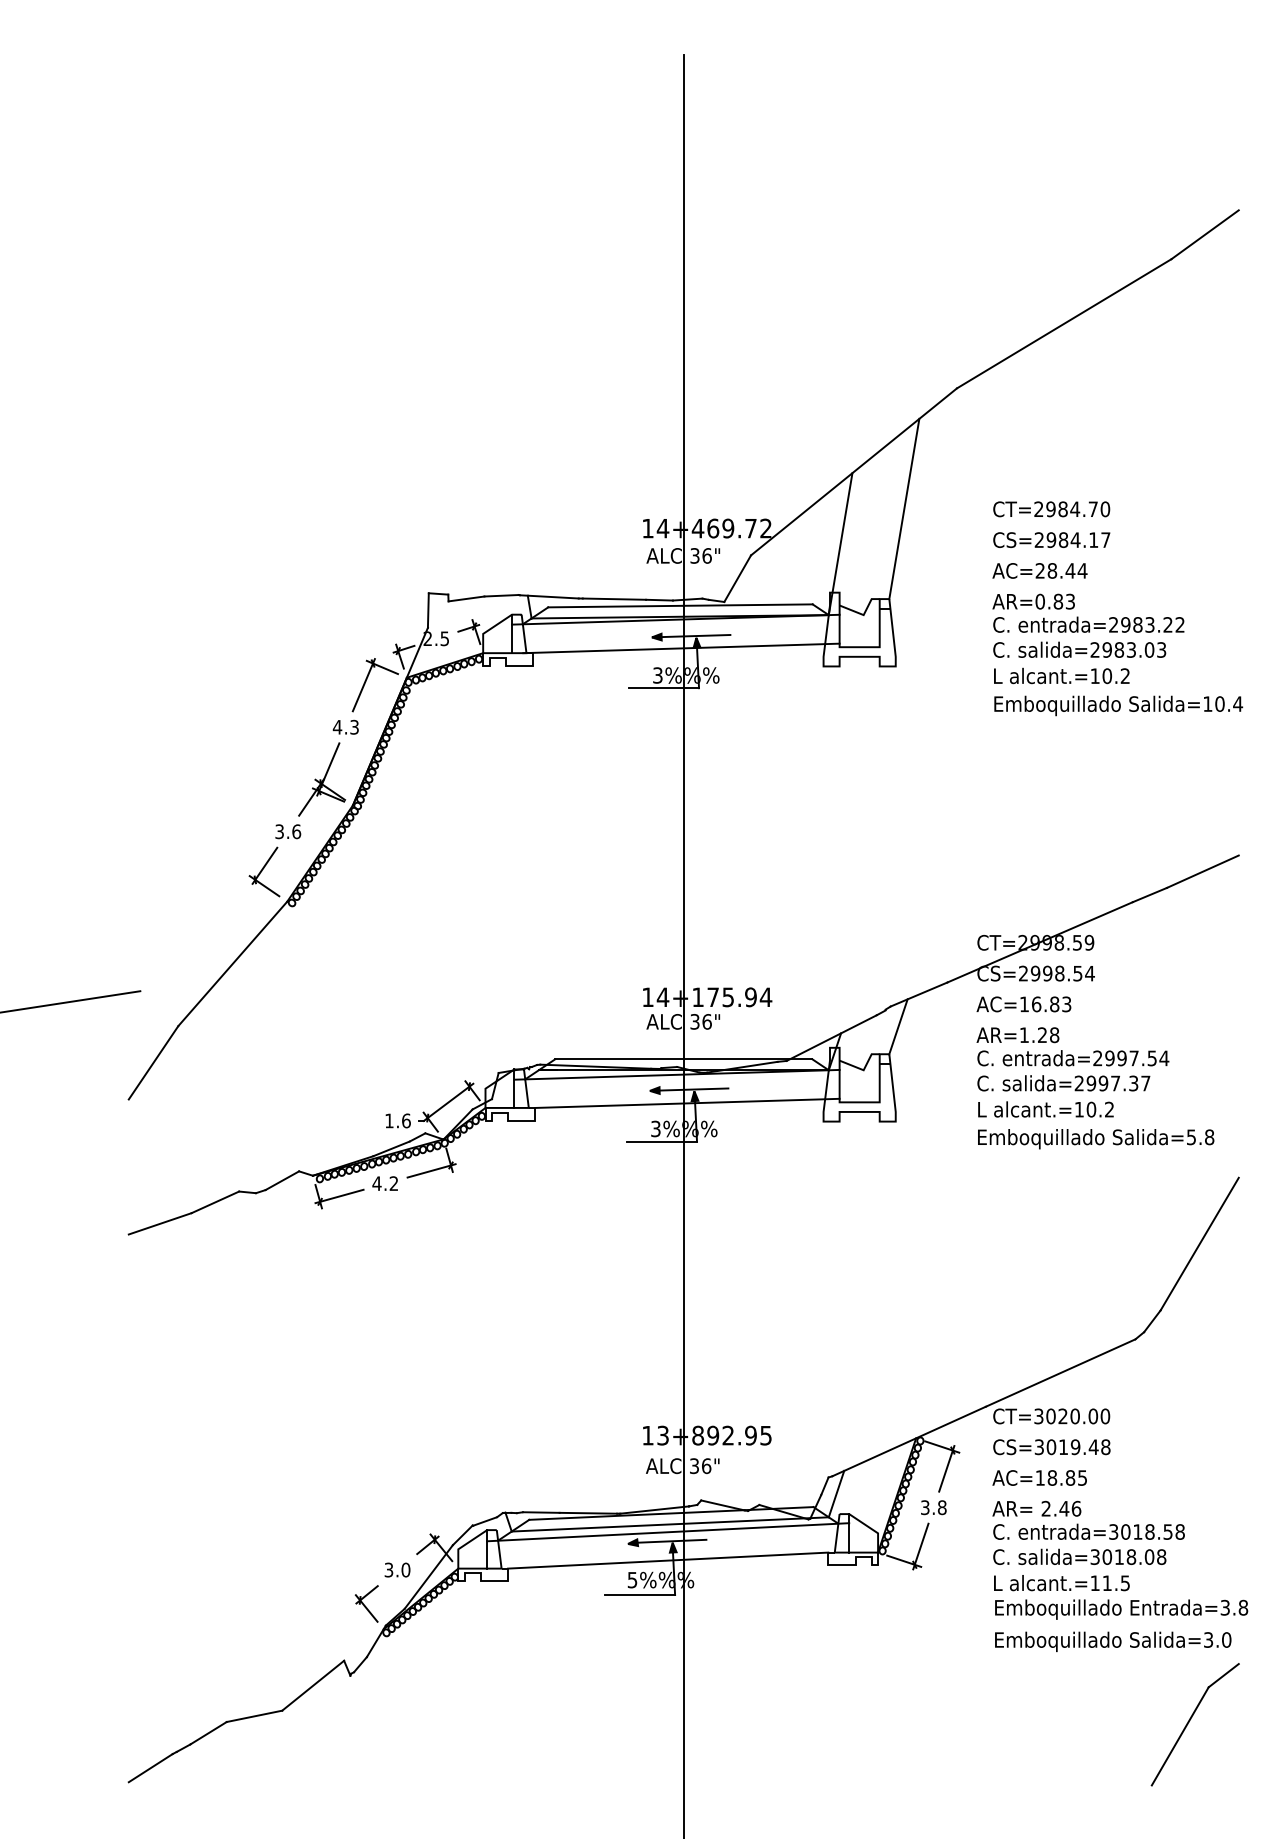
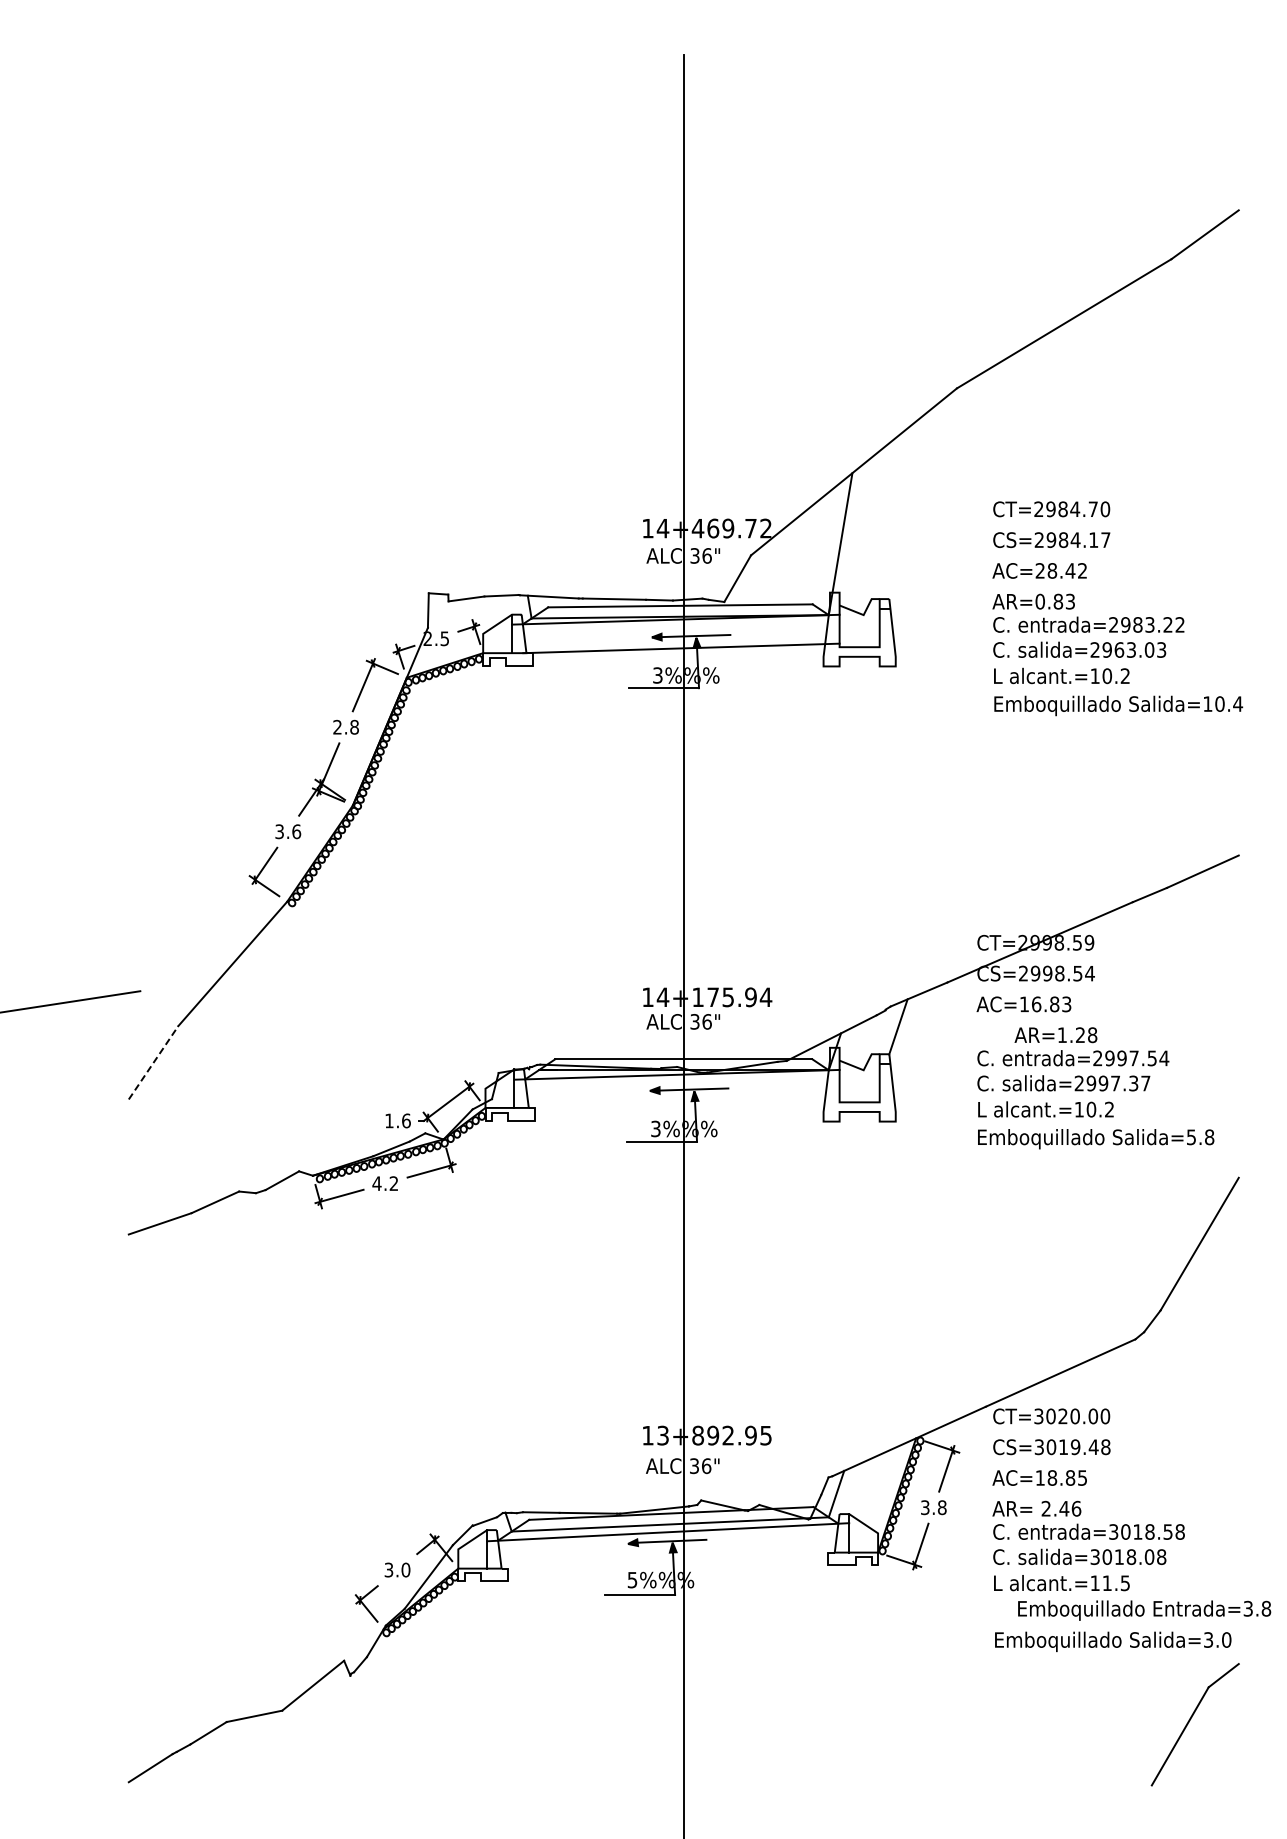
line: present -> none (904, 508)
text: AC=28.44 -> AC=28.42 (1082, 570)
text: salida=2983.03 -> salida=2963.03 (1119, 649)
text: 4.3 -> 2.8 (345, 726)
text position: (1017, 1035) -> (1055, 1035) (1055, 1035)
line: solid -> dashed (153, 1062)
line: present -> none (687, 1102)
line: present -> none (668, 1560)
text position: (1121, 1609) -> (1144, 1610) (1144, 1610)
